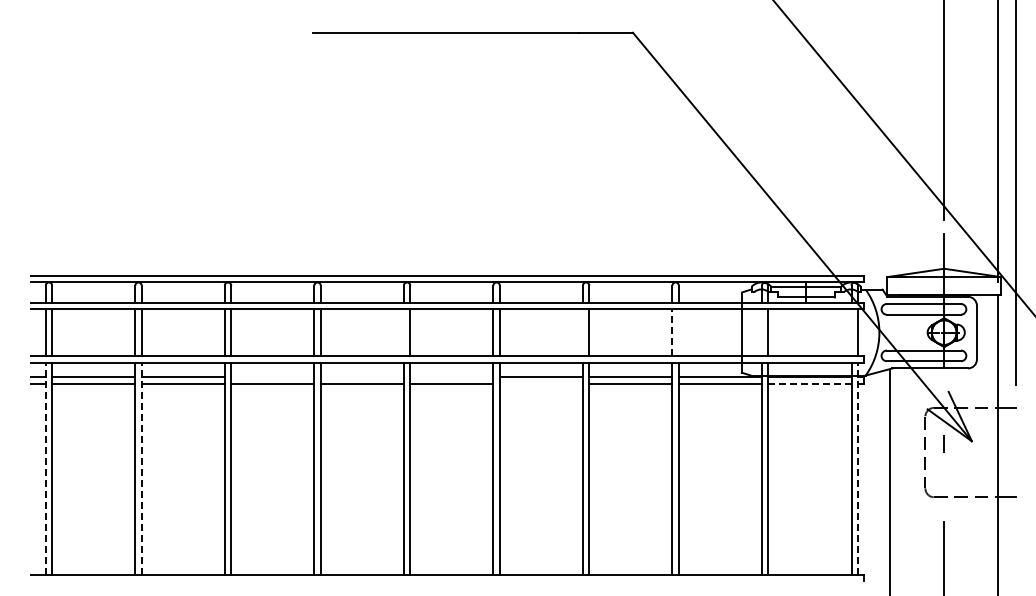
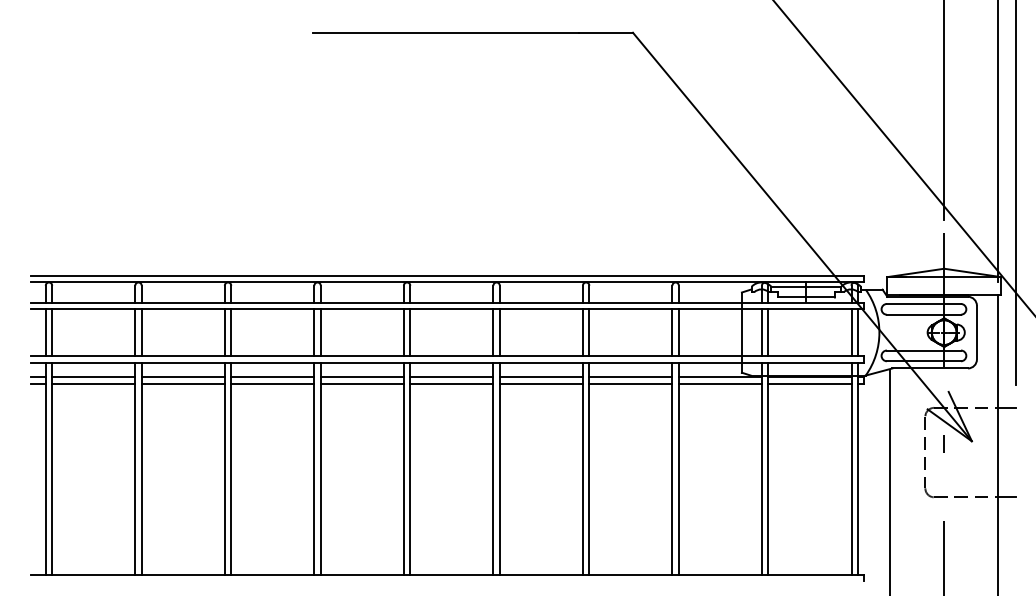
line: none -> present (403, 332)
line: none -> present (582, 332)
line: dashed -> solid (672, 332)
line: none -> present (678, 332)
line: none -> present (761, 332)
line: none -> present (851, 332)
line: none -> present (272, 377)
line: none -> present (361, 377)
line: none -> present (451, 377)
line: none -> present (540, 383)
line: dashed -> solid (809, 383)
line: dashed -> solid (45, 468)
line: dashed -> solid (141, 468)
line: dashed -> solid (857, 468)
